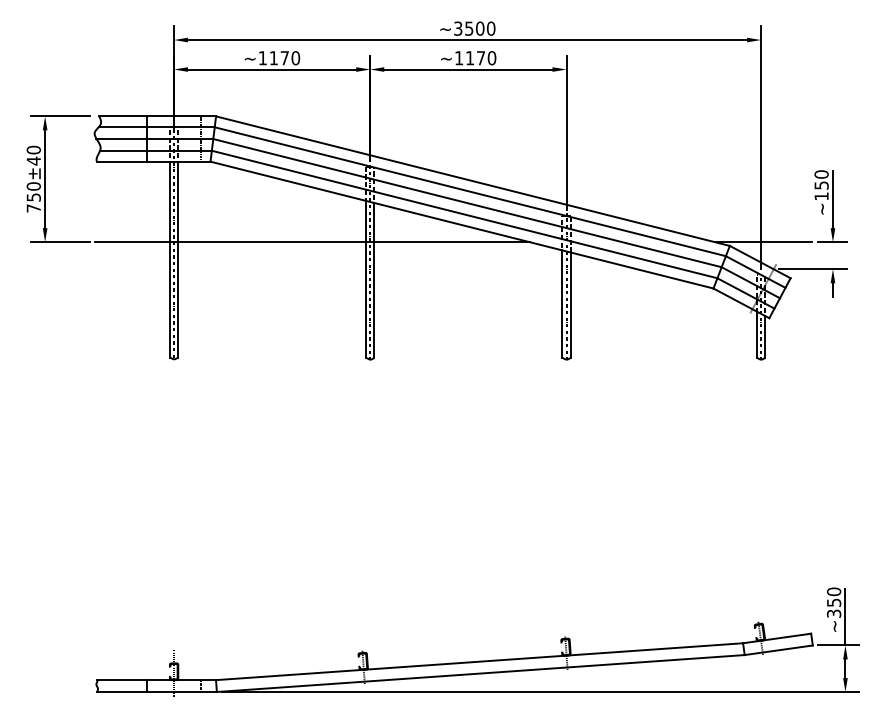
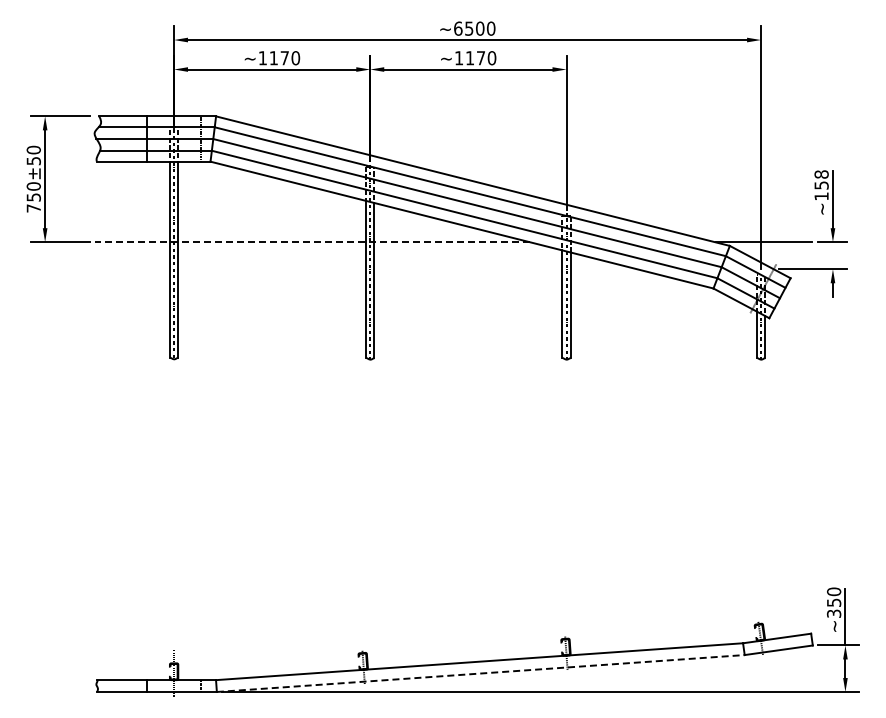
text: ~3500 -> ~6500 (458, 28)
text: 750±40 -> 750±50 (33, 160)
text: ~150 -> ~158 (821, 174)
line: solid -> dashed (312, 242)
line: solid -> dashed (480, 673)
